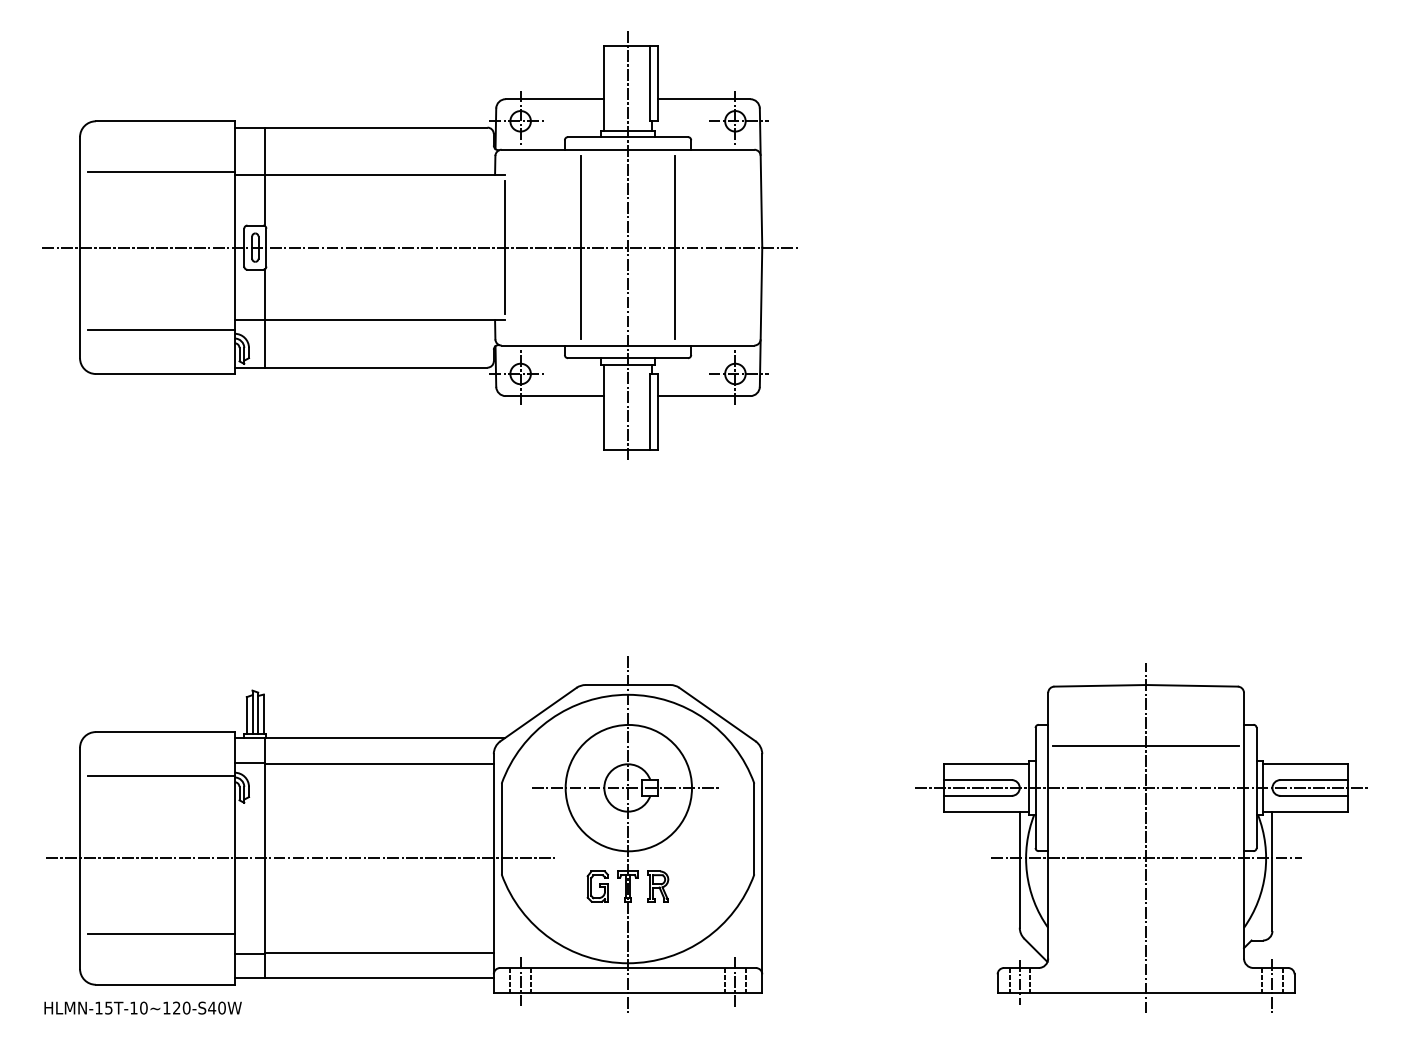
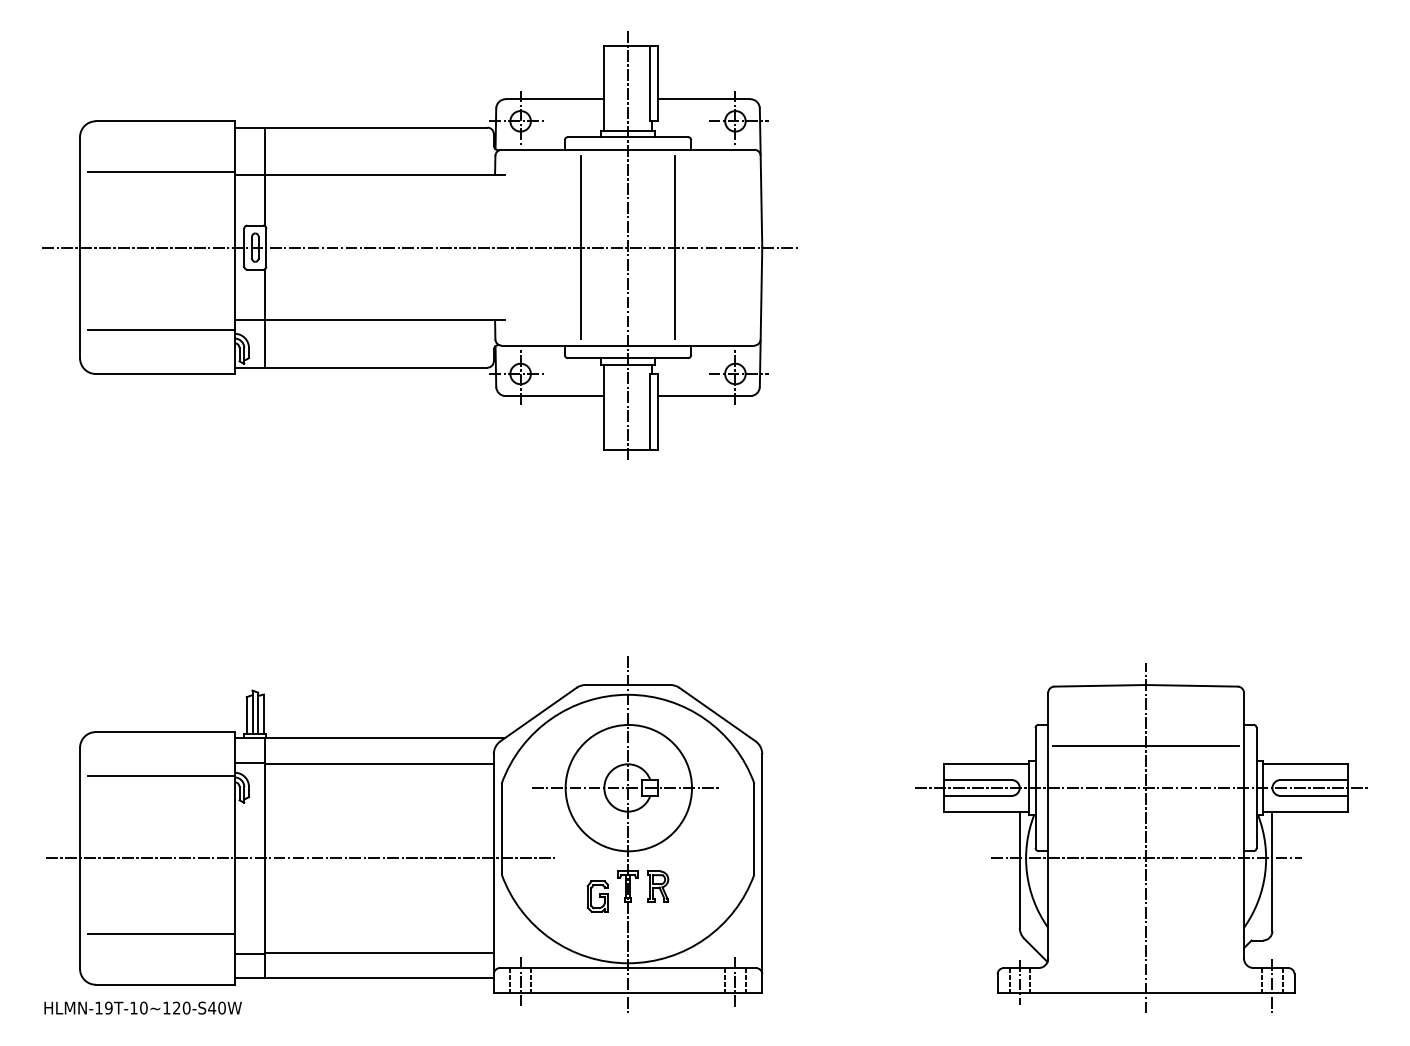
line: present -> none (504, 247)
part position: (597, 886) -> (597, 896) (597, 896)
text: HLMN-15T-10~120-S40W -> HLMN-19T-10~120-S40W (108, 1007)
